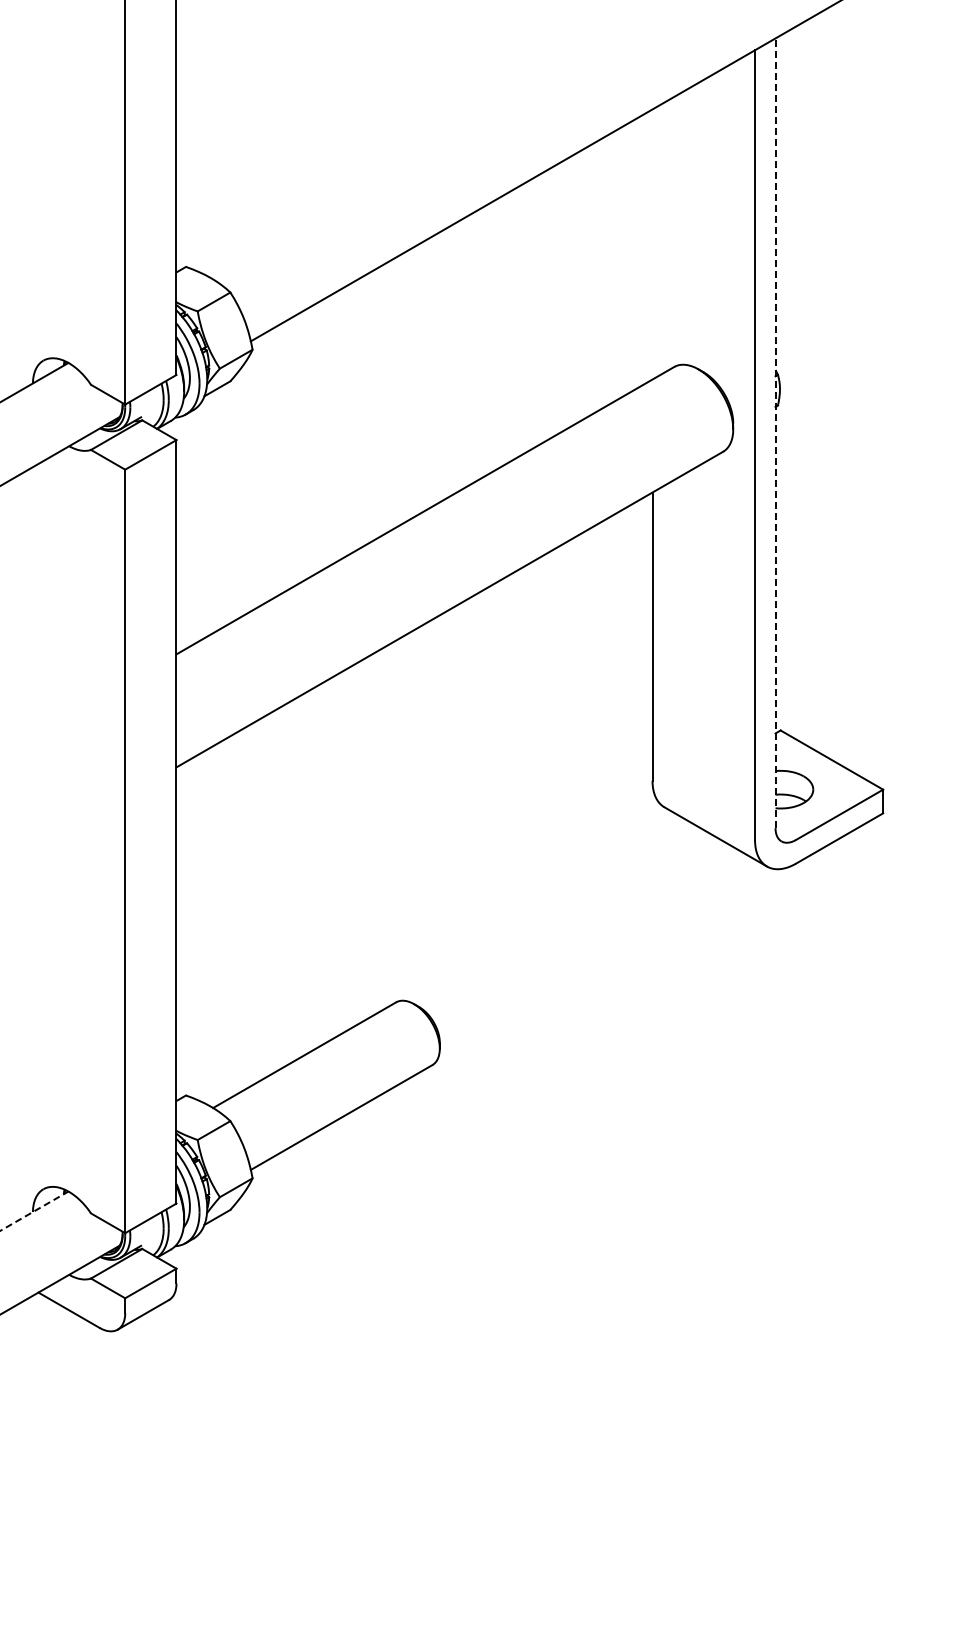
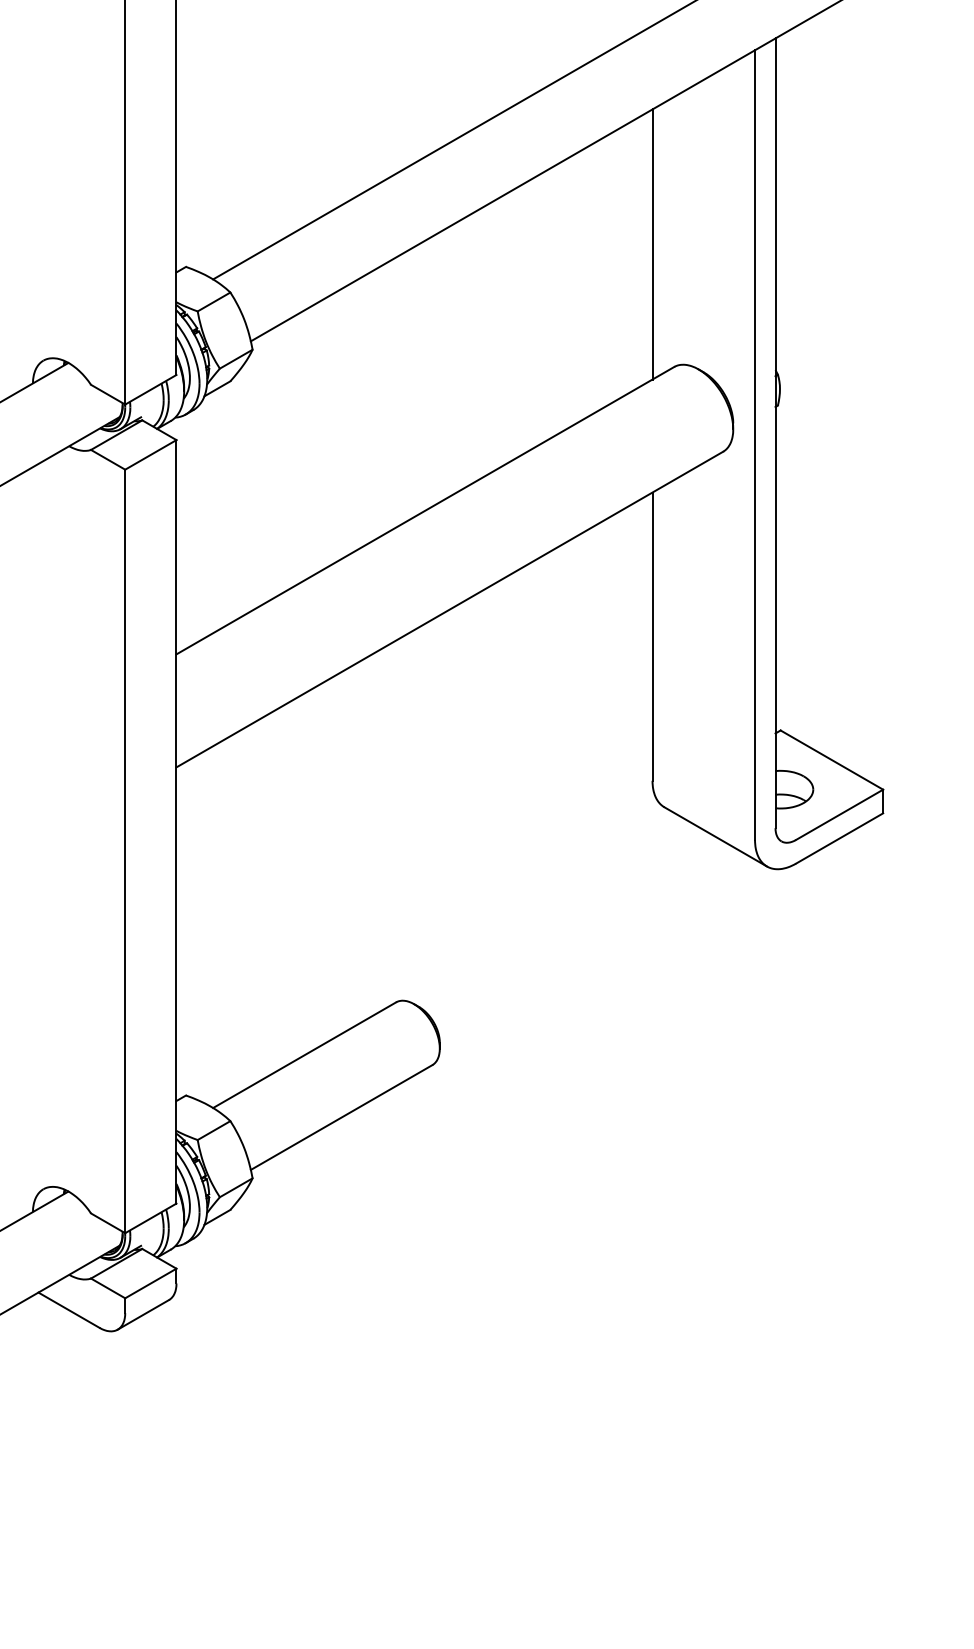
line: none -> present (452, 140)
line: none -> present (652, 244)
line: dashed -> solid (775, 433)
line: dashed -> solid (34, 1211)
